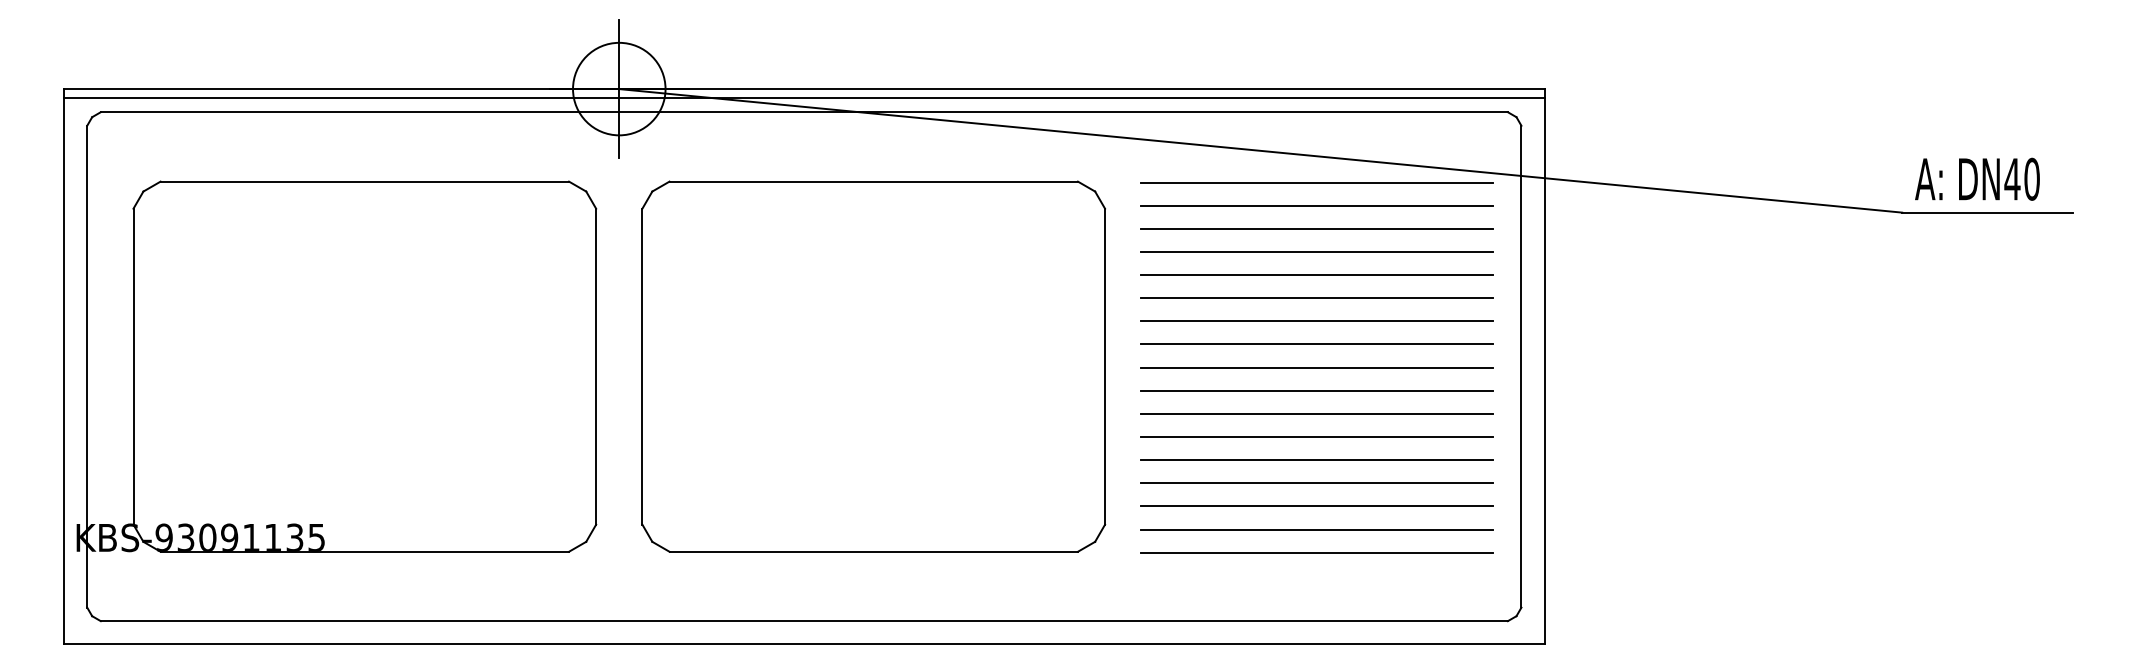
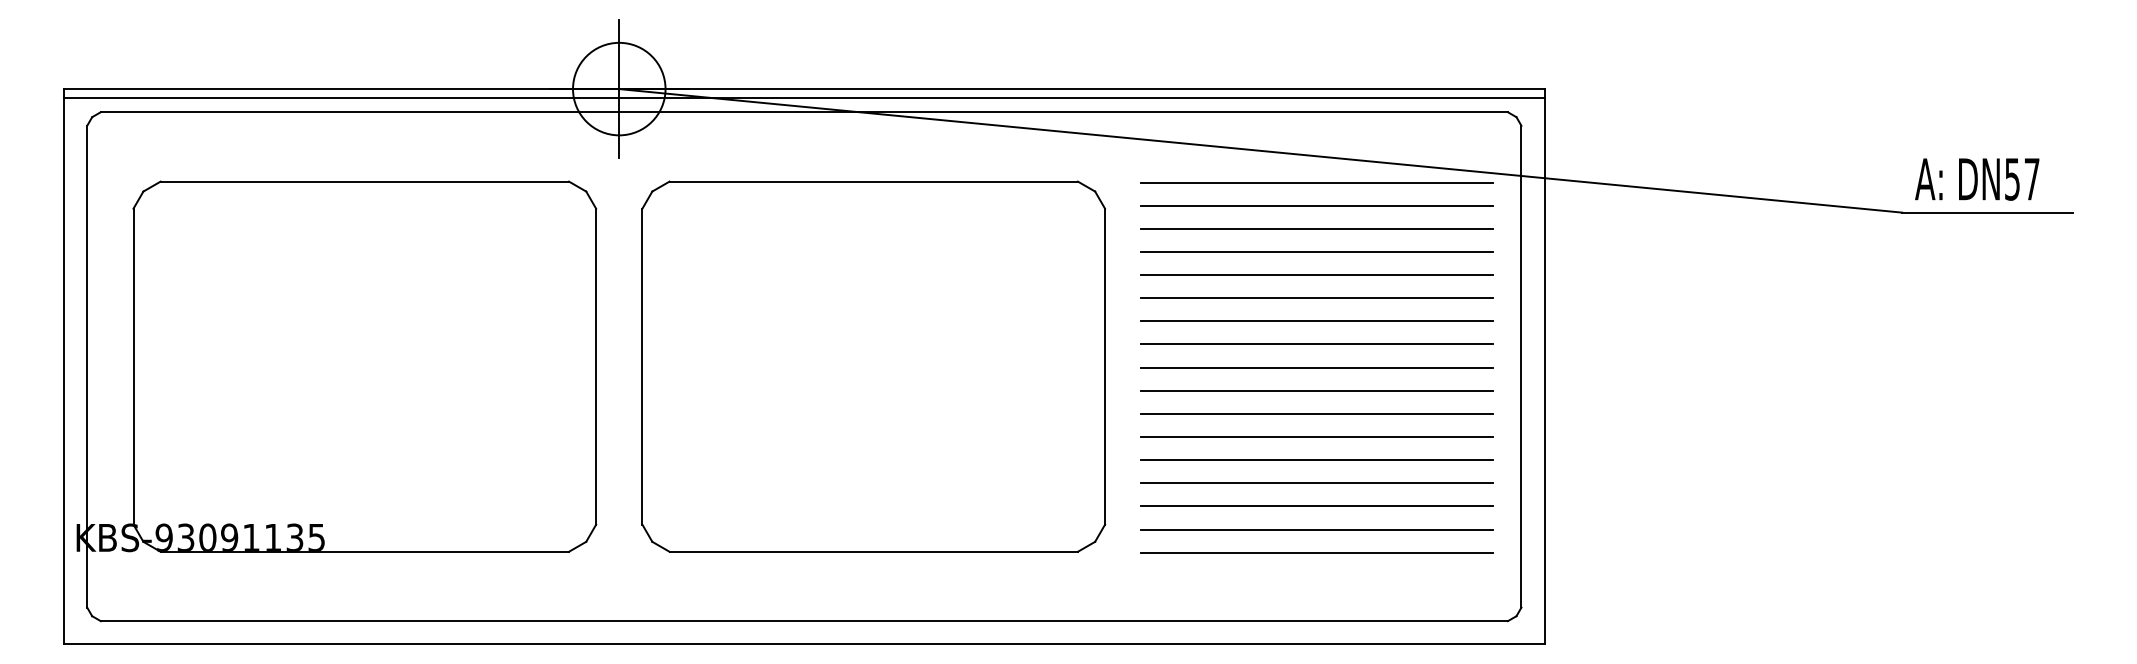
text: DN40 -> DN57 (2021, 178)
